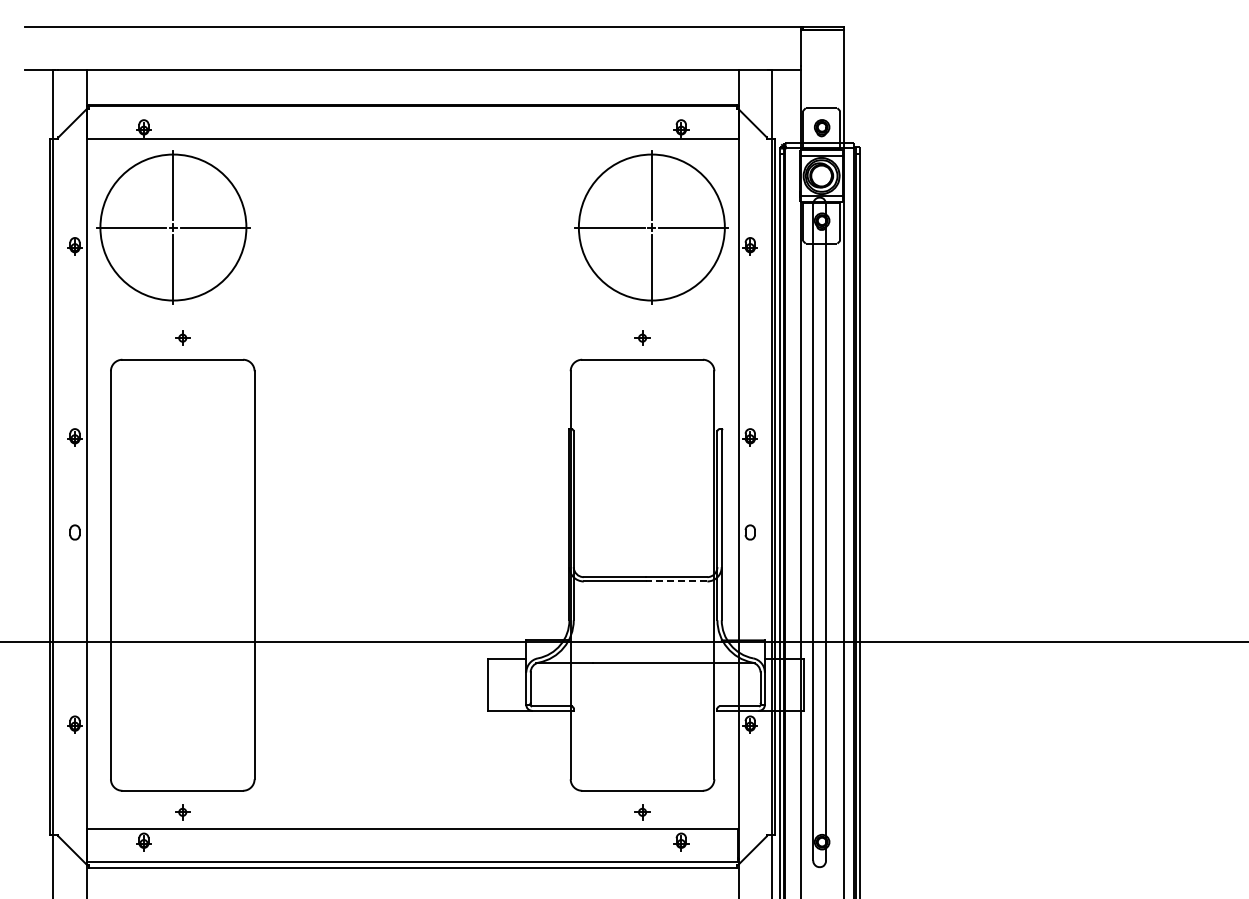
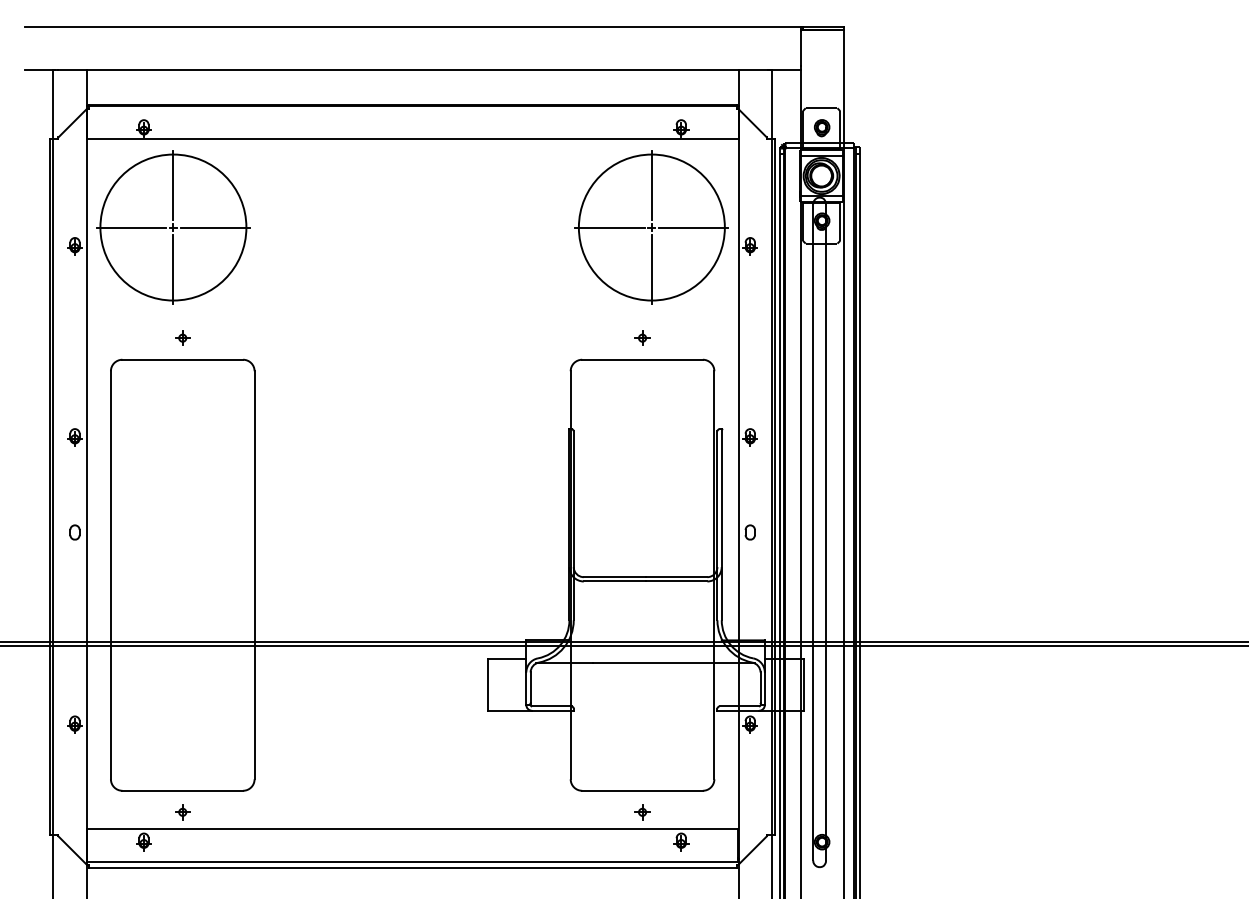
line: dashed -> solid (676, 581)
line: none -> present (623, 646)
